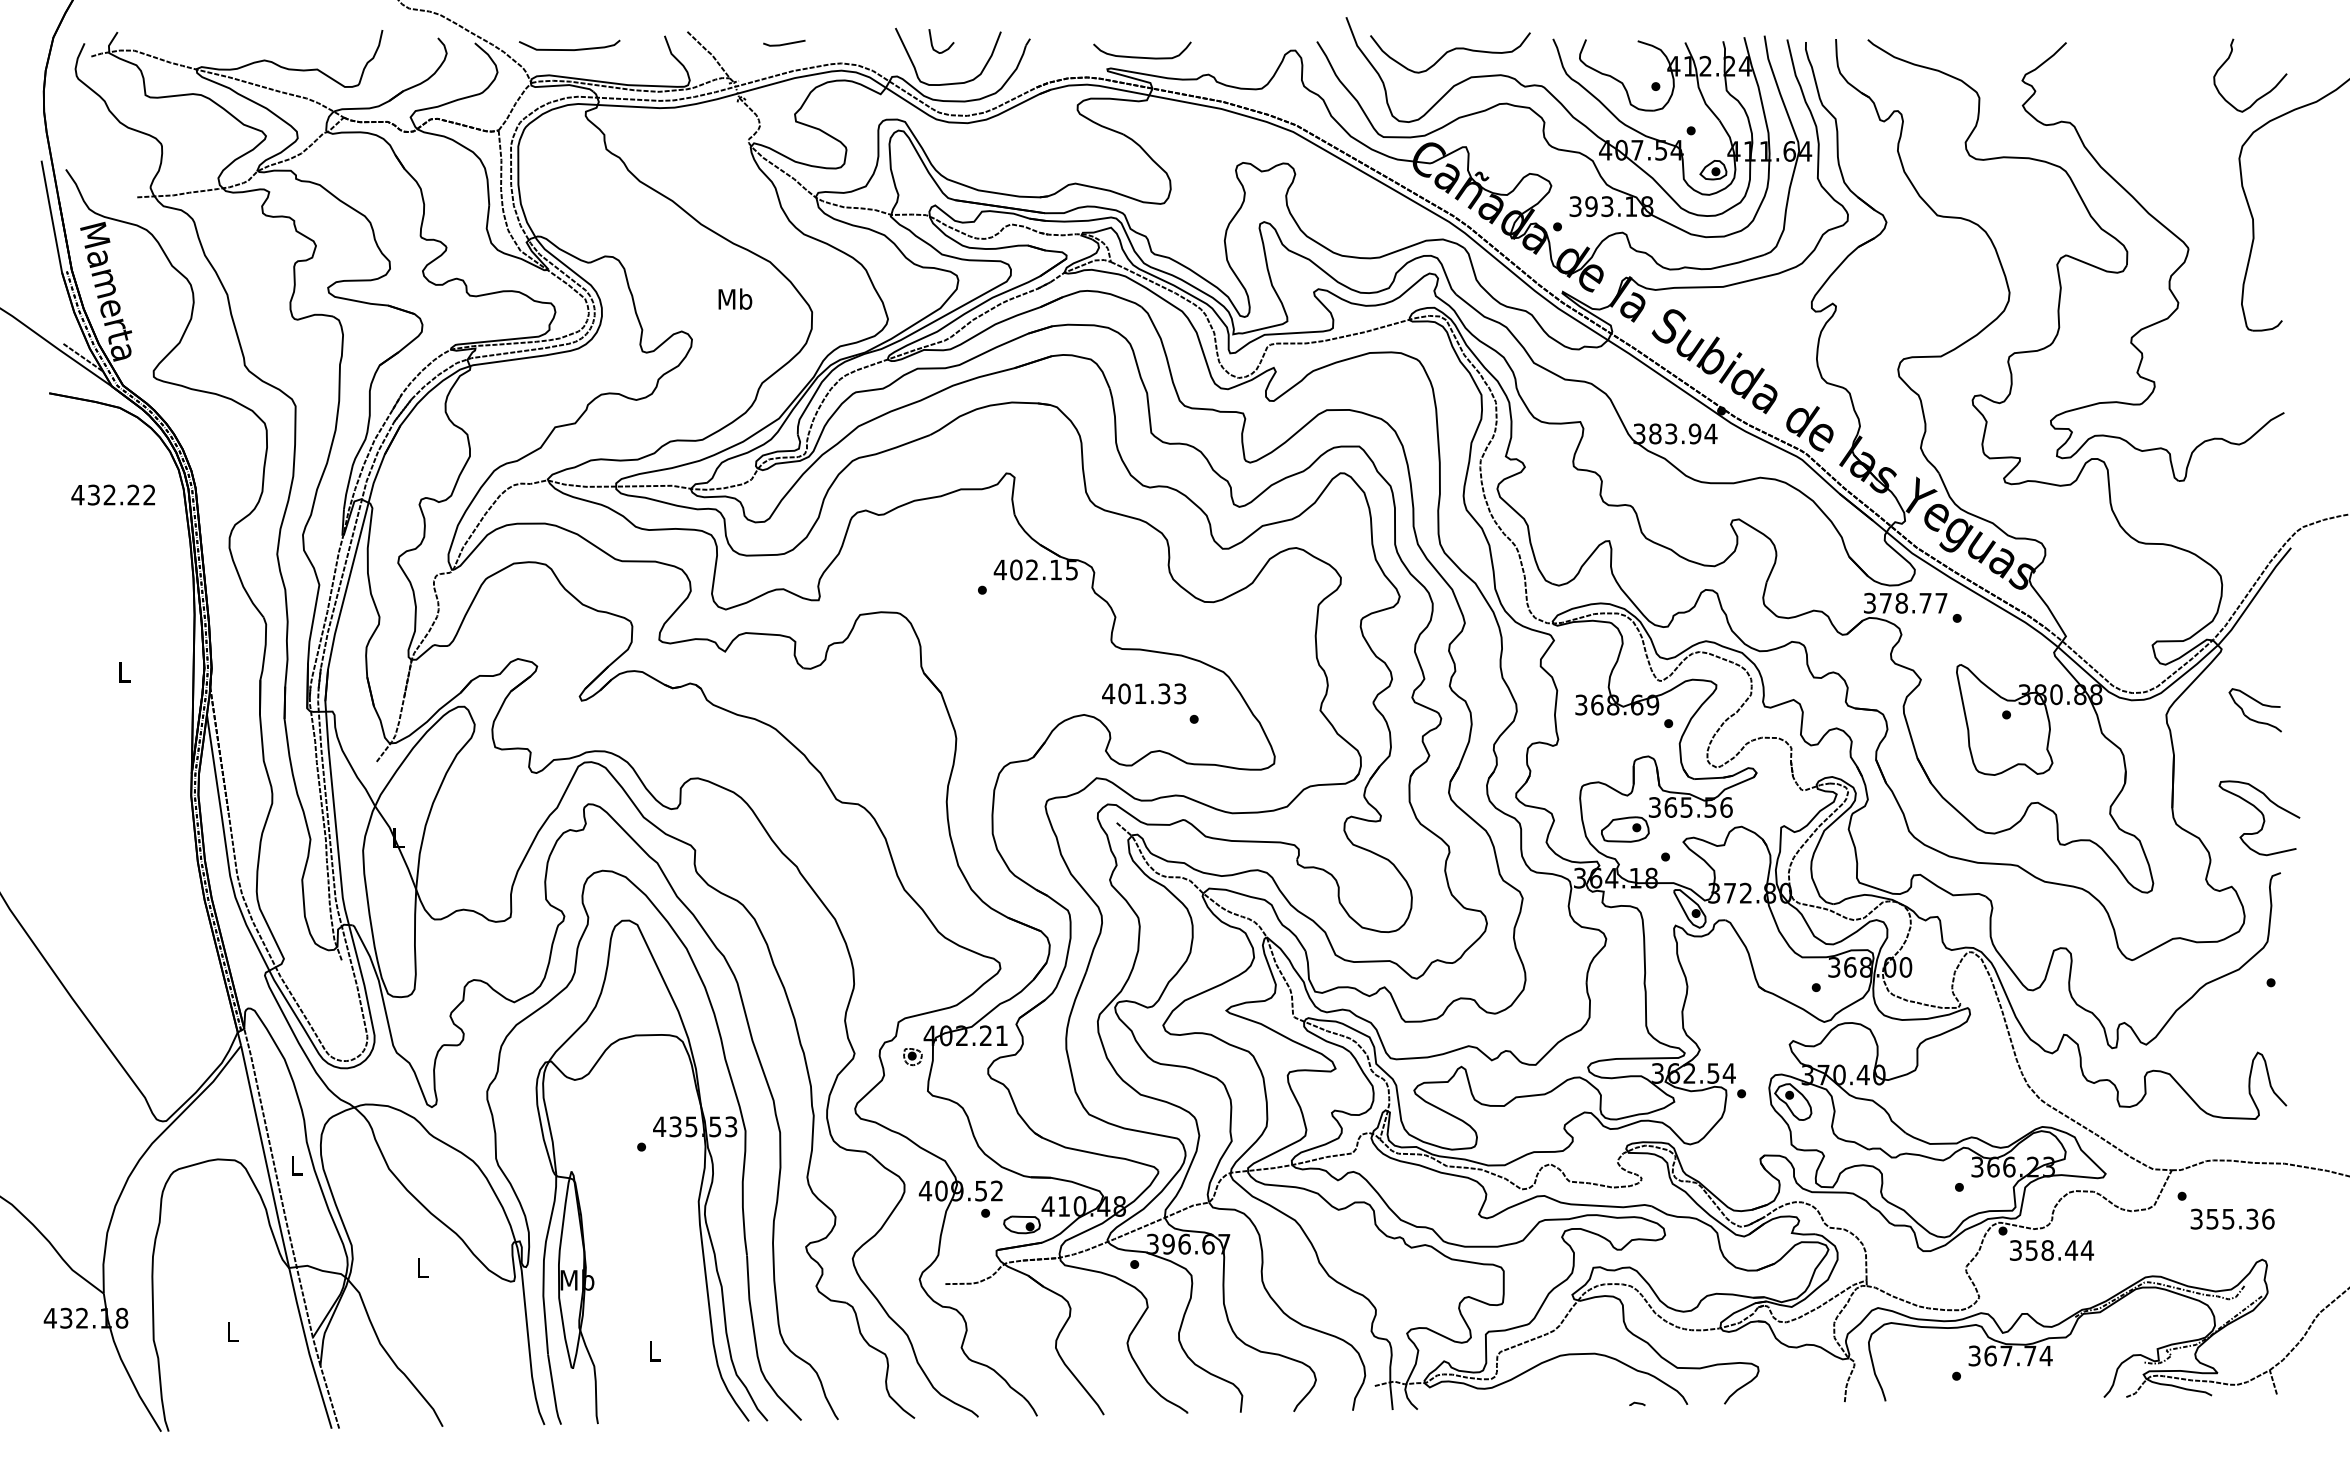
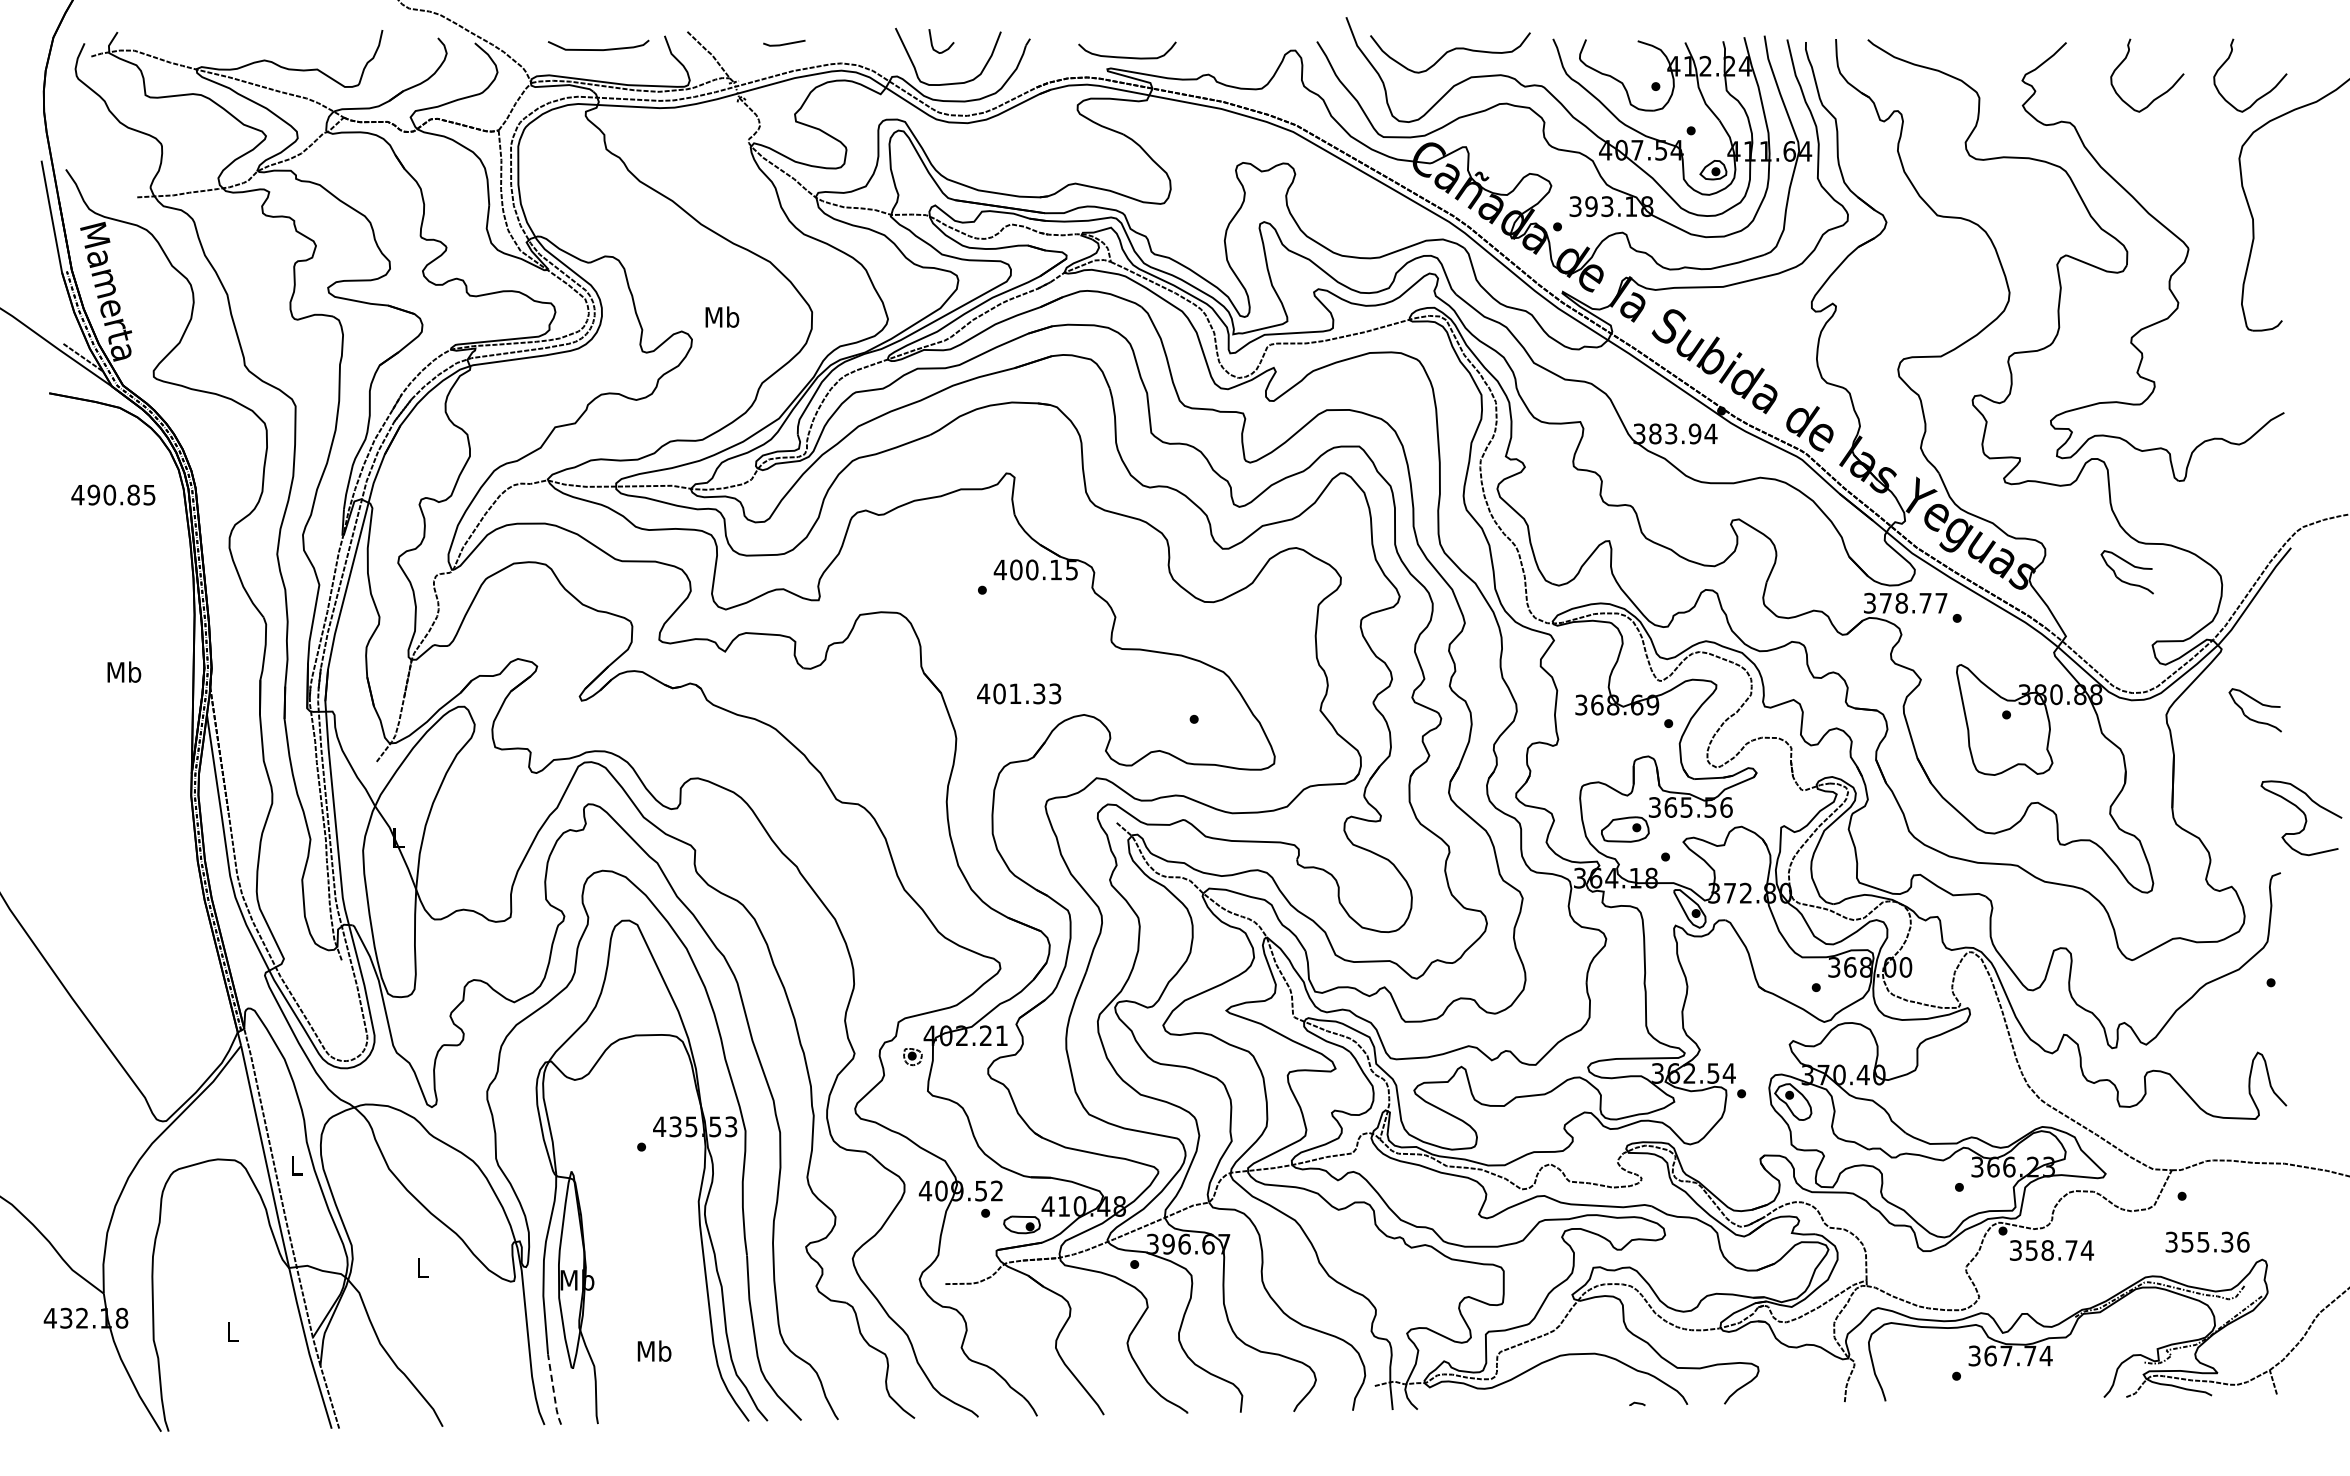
curve position: (569, 49) -> (598, 49) (598, 49)
curve position: (1141, 56) -> (1126, 56) (1126, 56)
curve: none -> present (2160, 94)
text position: (735, 298) -> (722, 316) (722, 316)
text: 432.22 -> 490.85 (121, 494)
part: none -> present (2130, 565)
text: 402.15 -> 400.15 (1032, 569)
text: L -> Mb (124, 671)
text position: (1144, 693) -> (1019, 693) (1019, 693)
curve position: (2262, 817) -> (2304, 817) (2304, 817)
text position: (2232, 1218) -> (2207, 1241) (2207, 1241)
text: 358.44 -> 358.74 (2071, 1250)
text: L -> Mb (654, 1350)
line: solid -> dashed (553, 1391)
